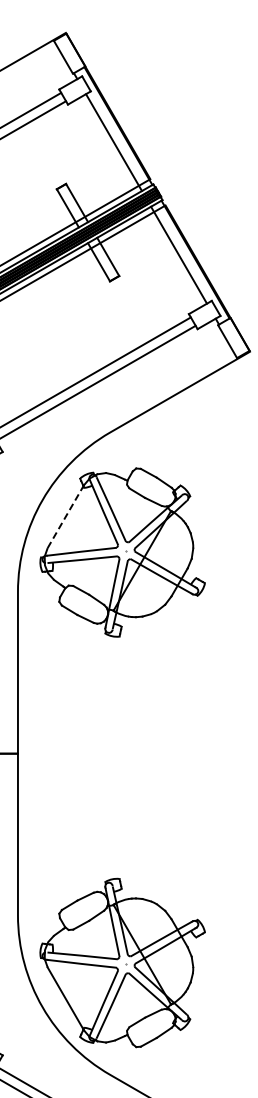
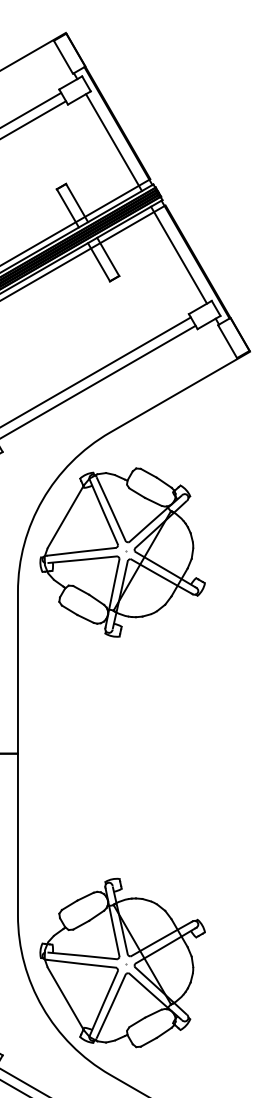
line: dashed -> solid (66, 516)
